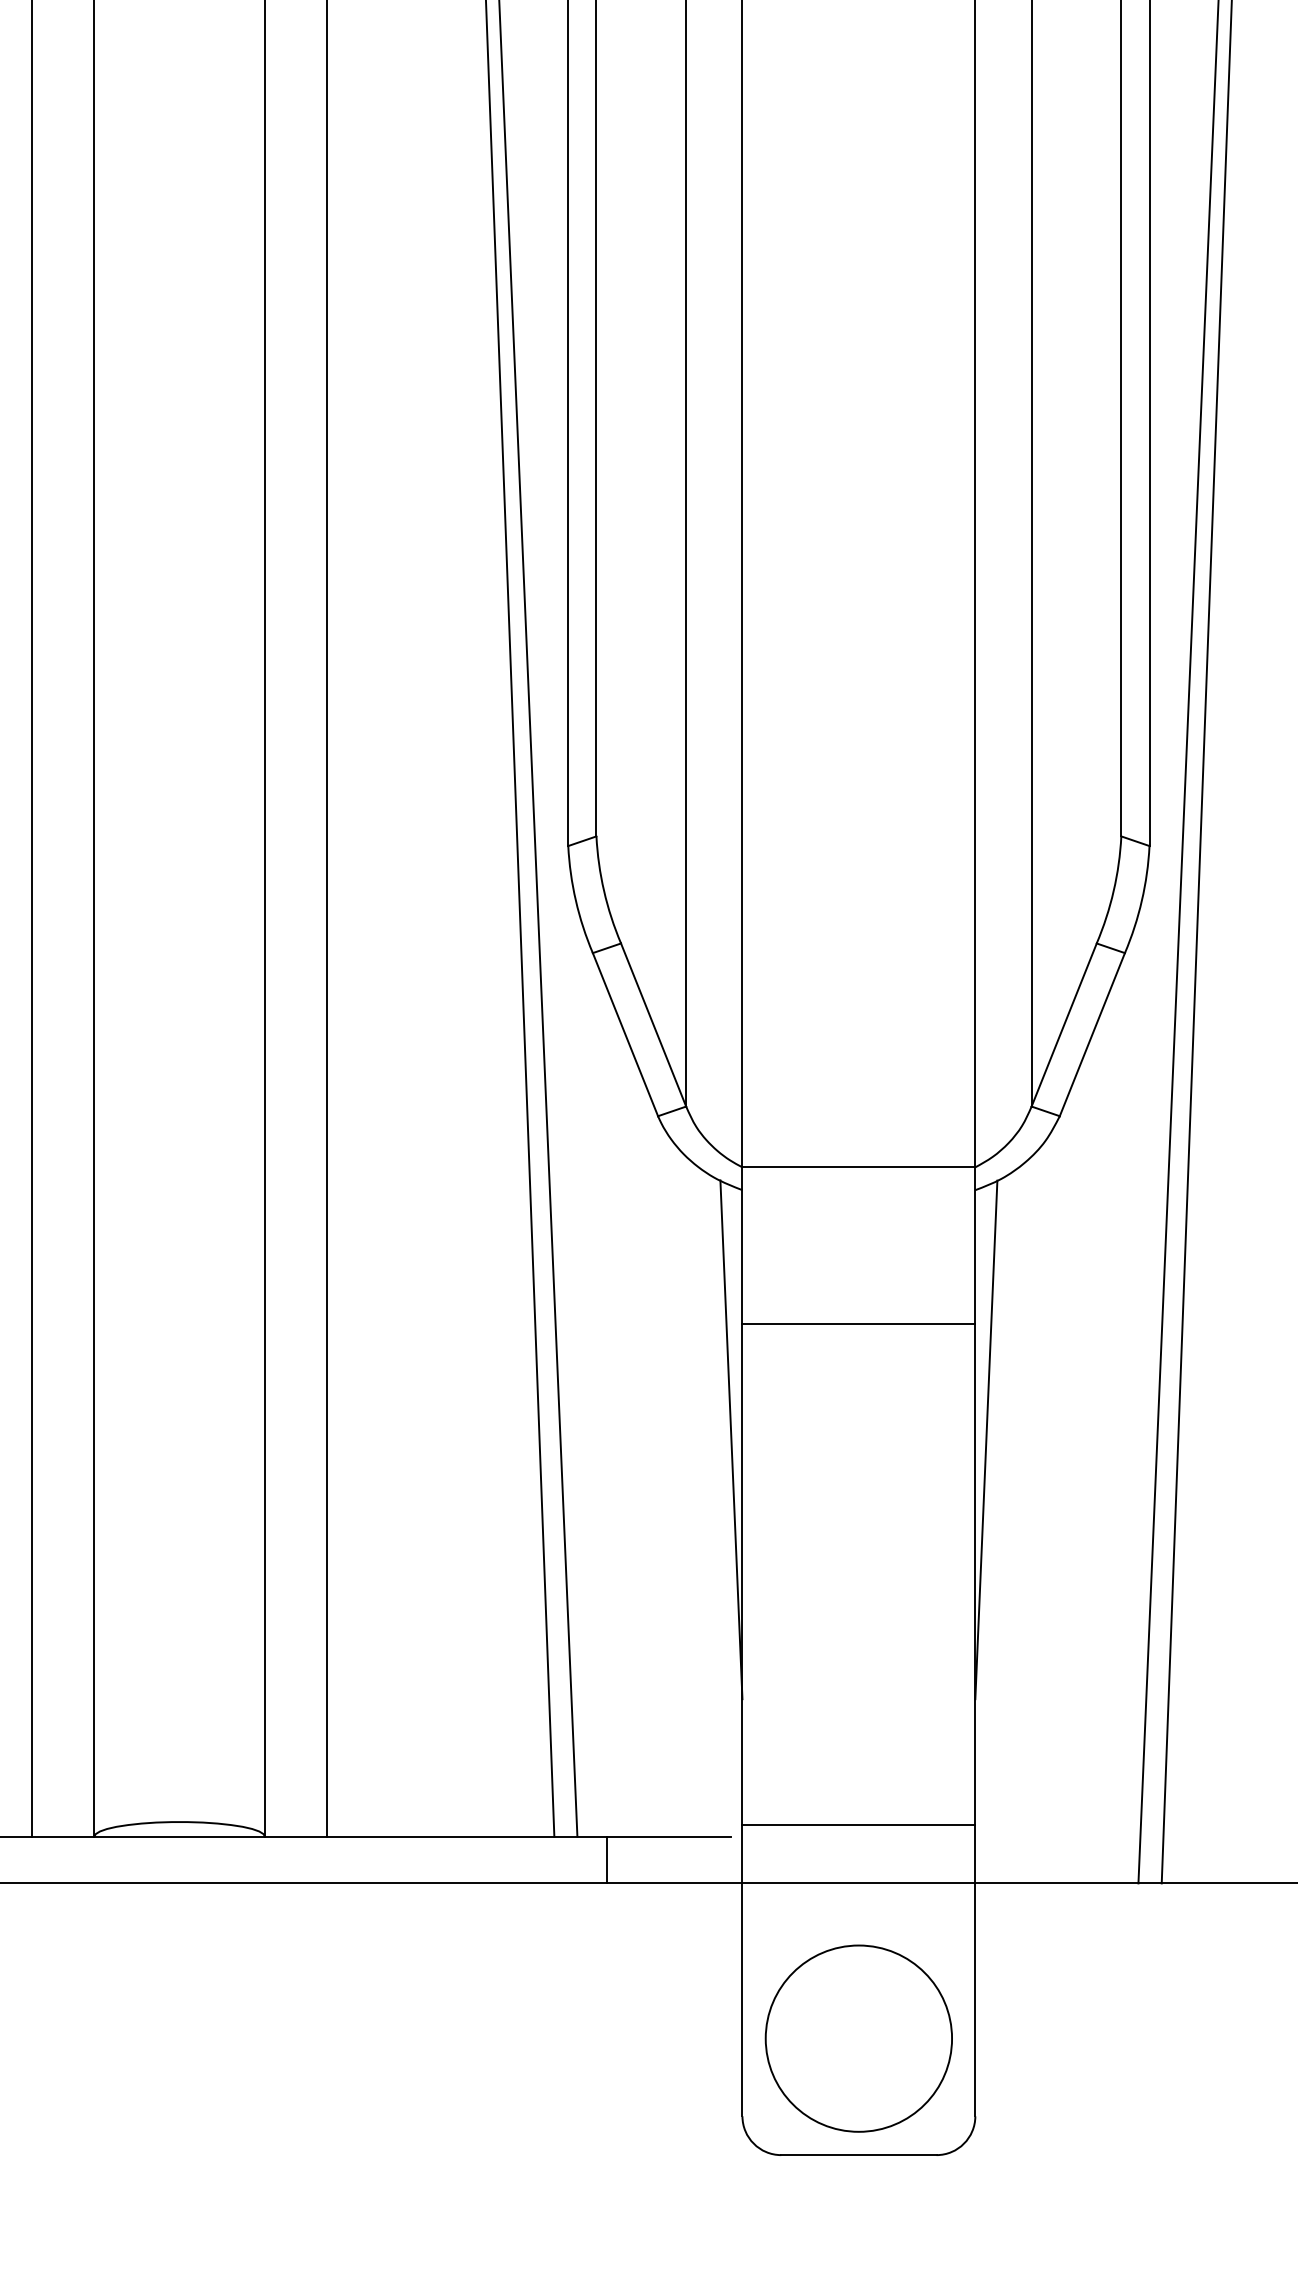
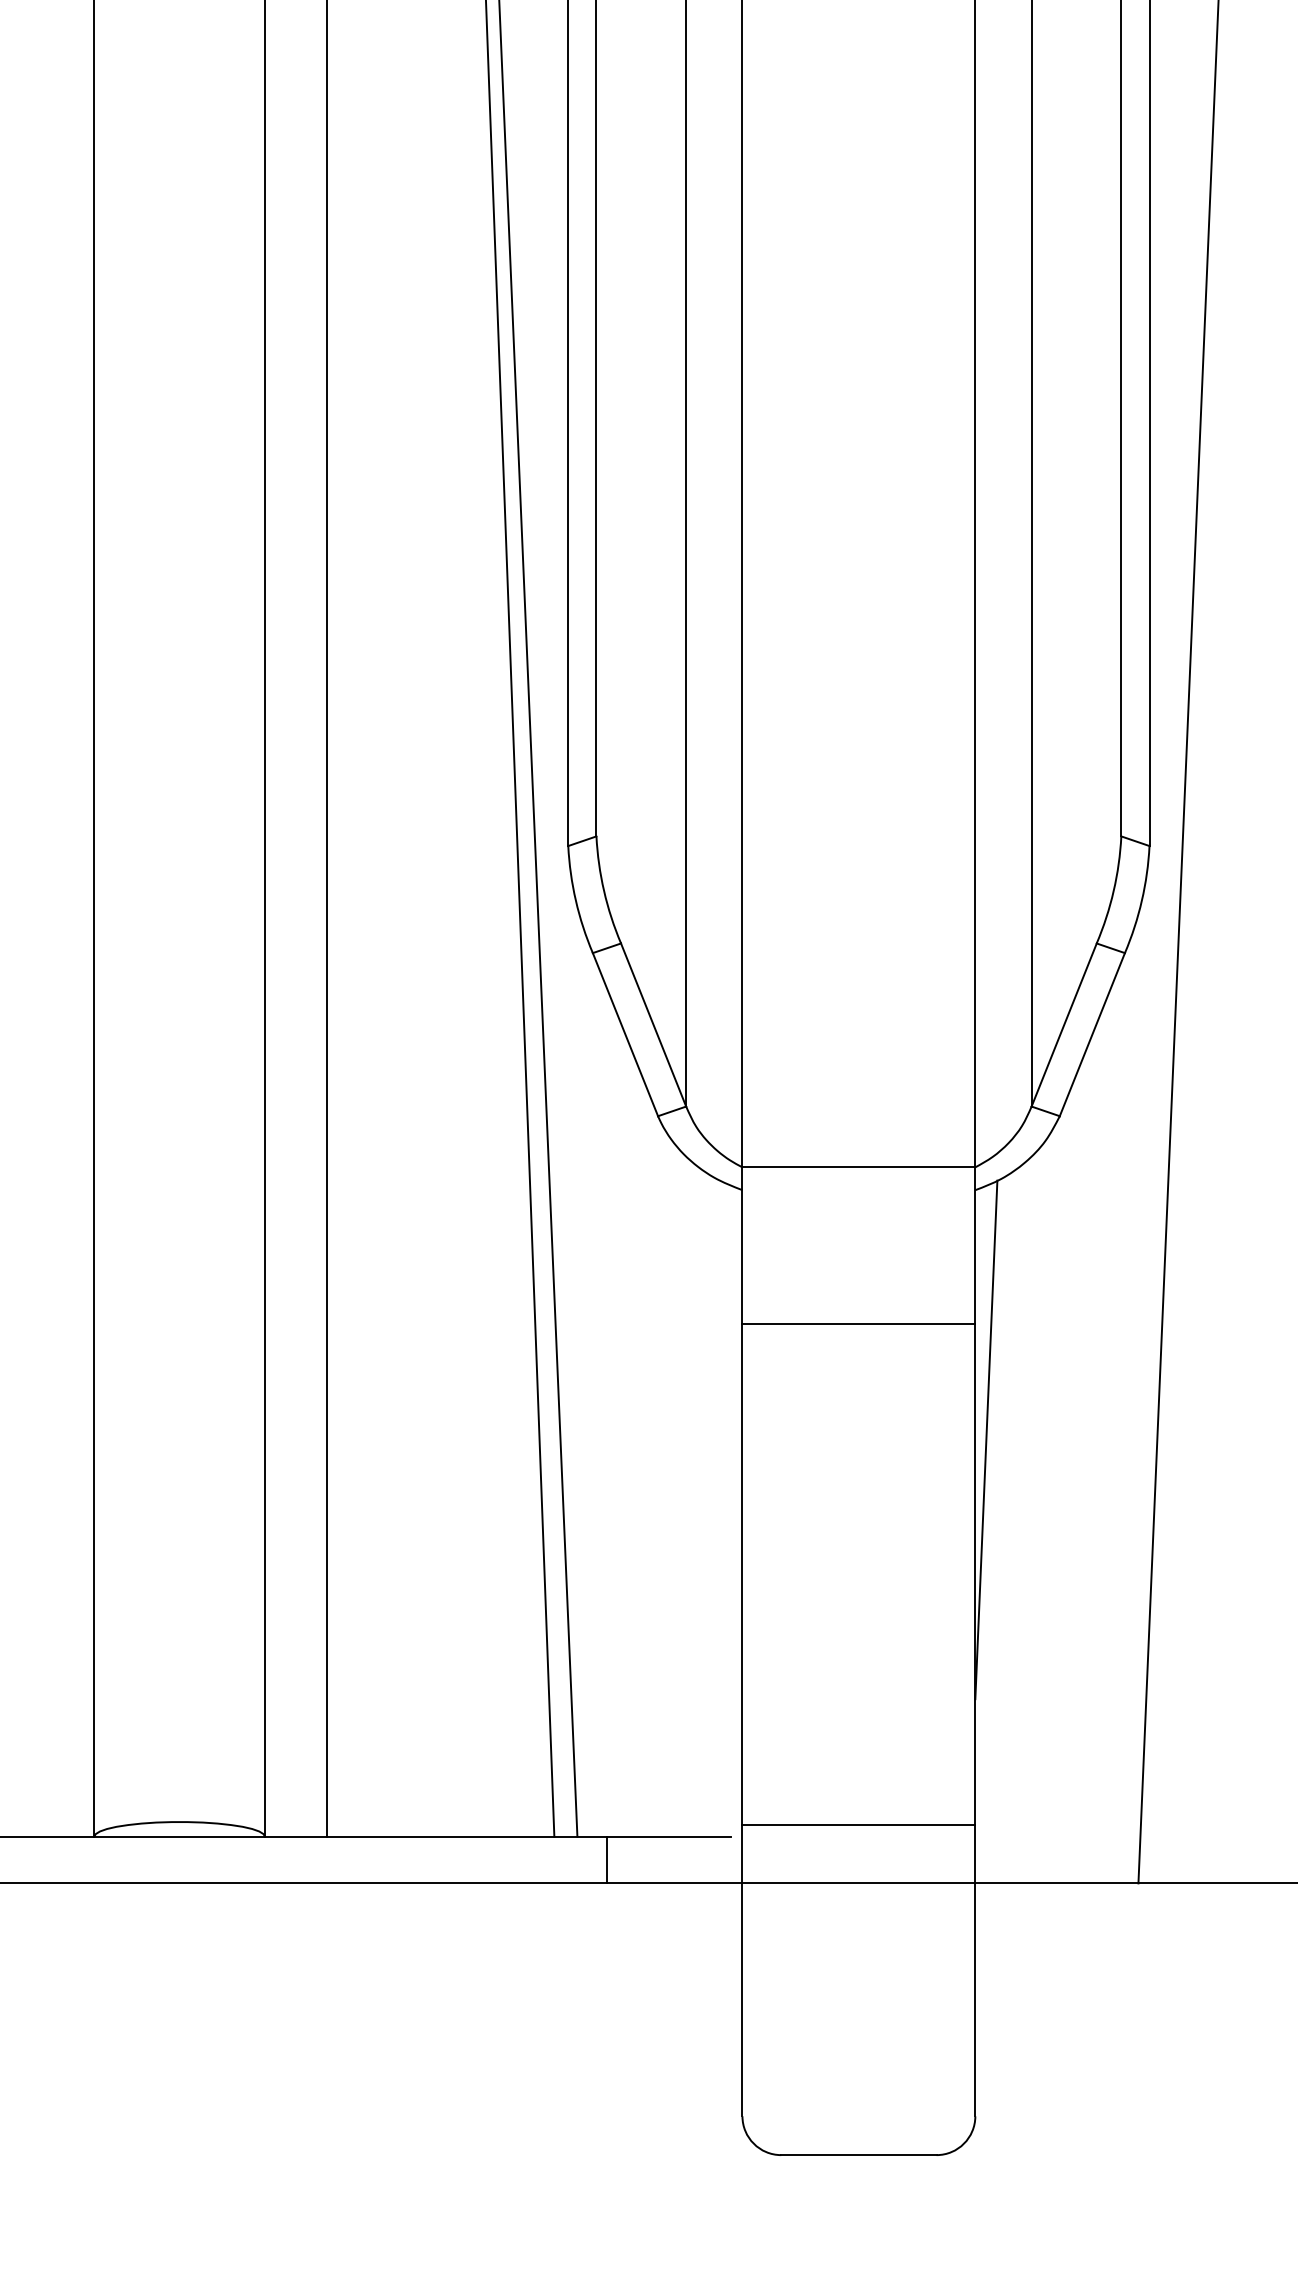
line: present -> none (32, 919)
line: present -> none (1196, 942)
line: present -> none (731, 1439)
circle: present -> none (858, 2038)
